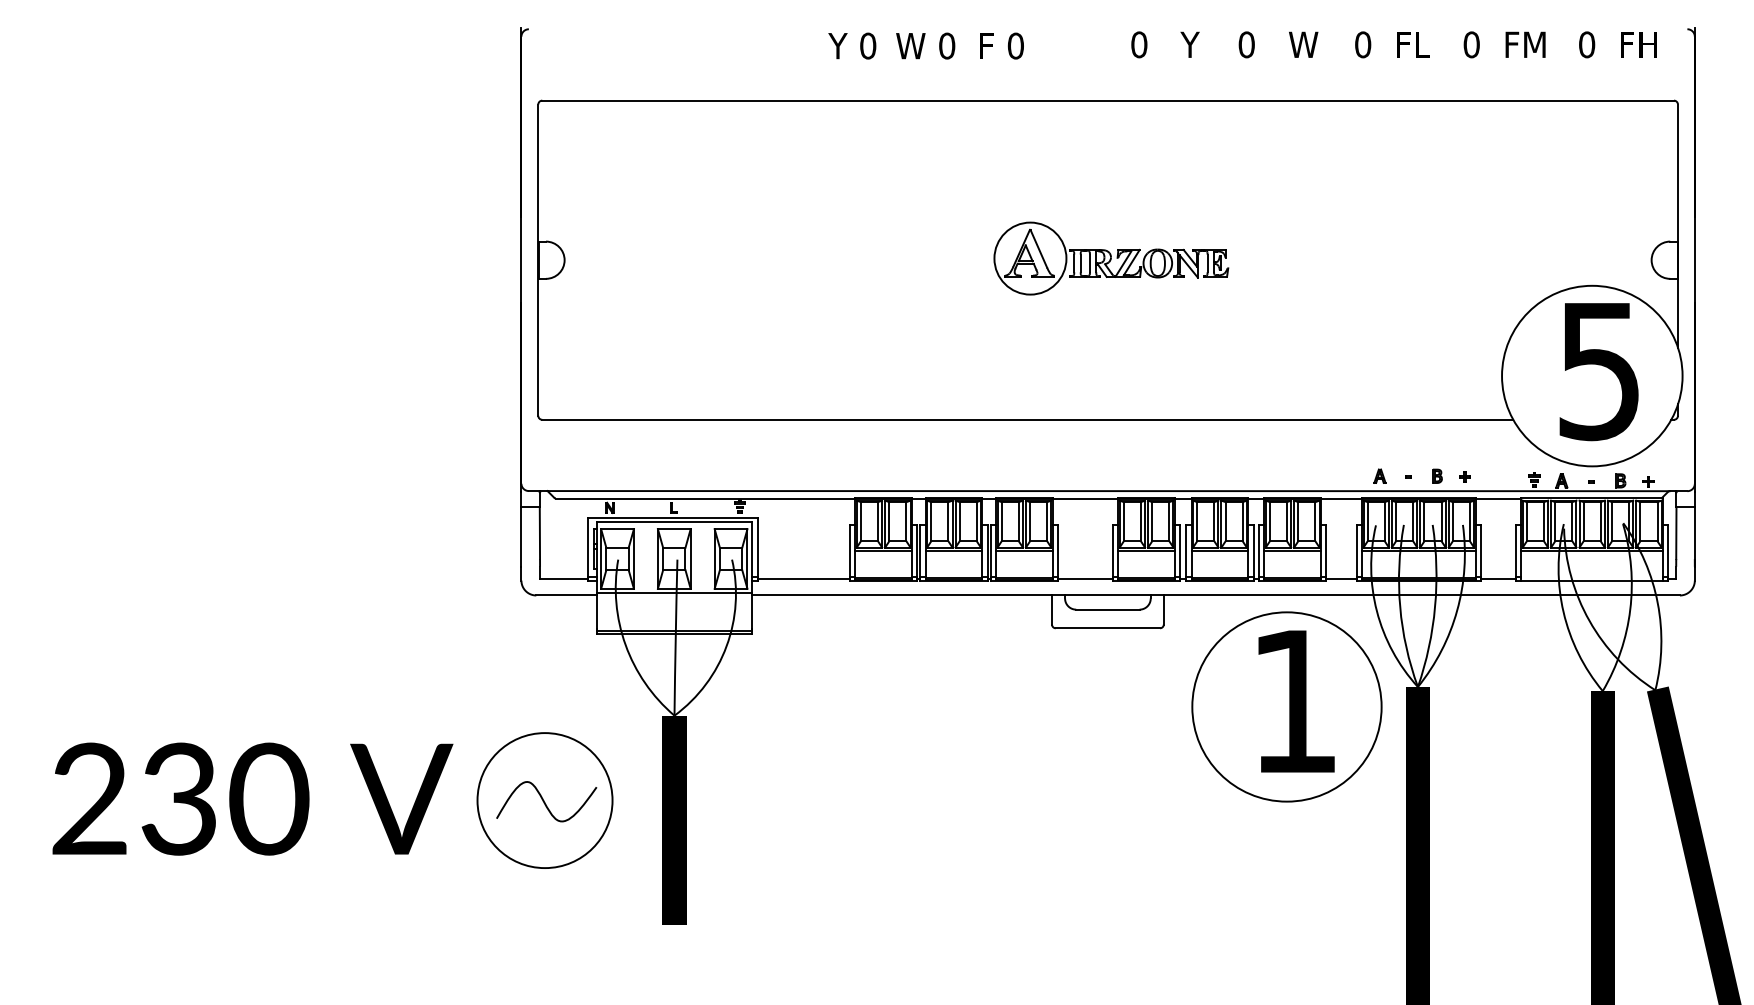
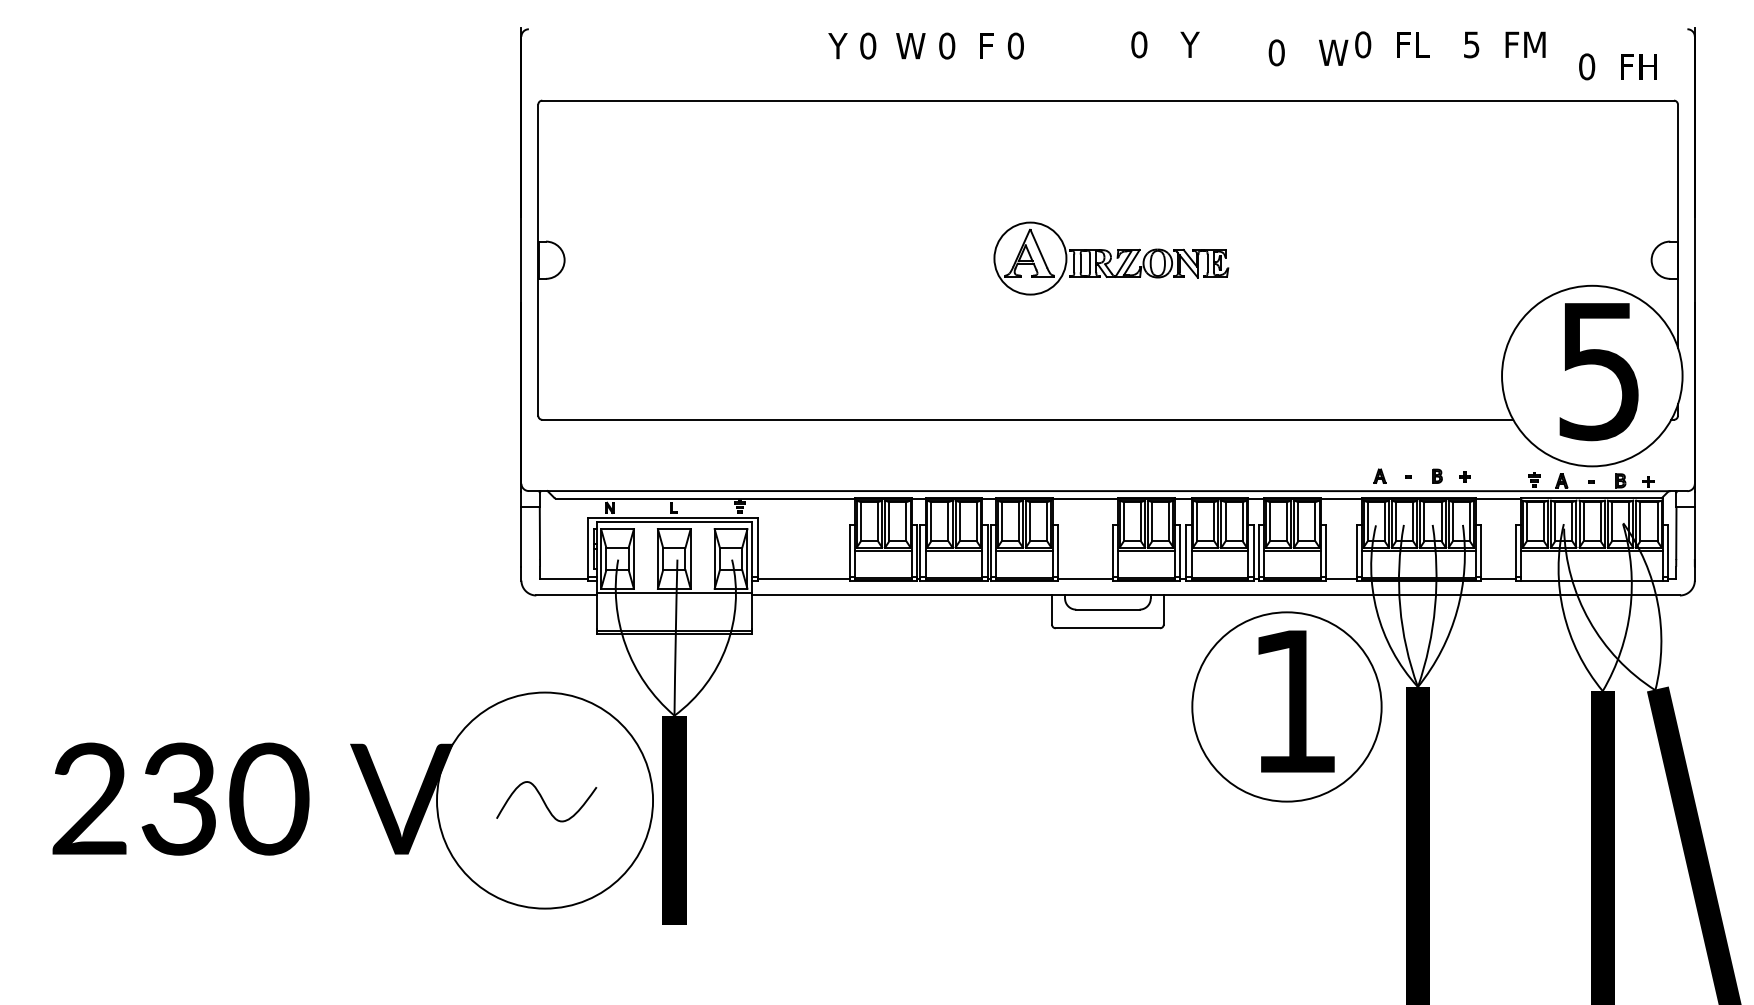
text position: (1278, 44) -> (1308, 52) (1308, 52)
text: 0 -> 5 (1471, 44)
text position: (1617, 44) -> (1617, 66) (1617, 66)
circle diameter: 135 px -> 216 px (545, 800)
